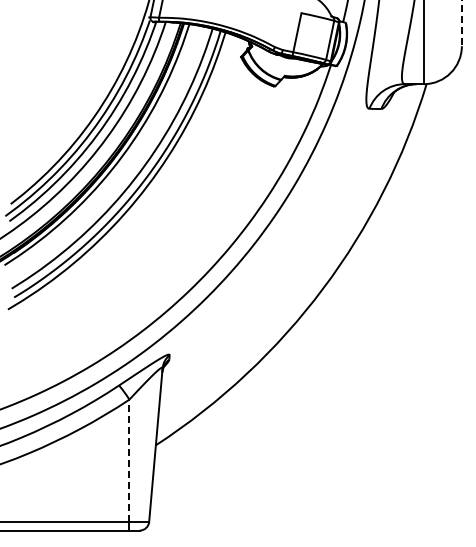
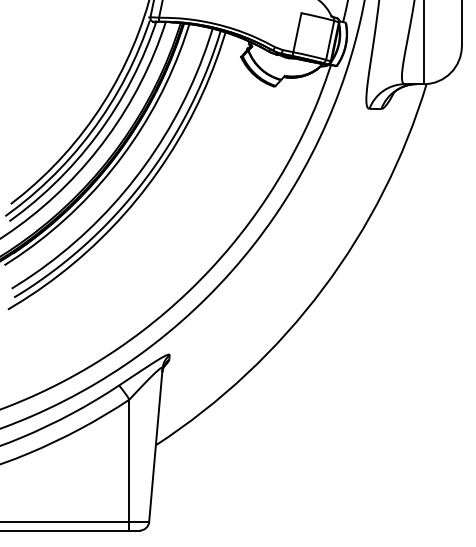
line: dashed -> solid (461, 23)
line: dashed -> solid (129, 460)
